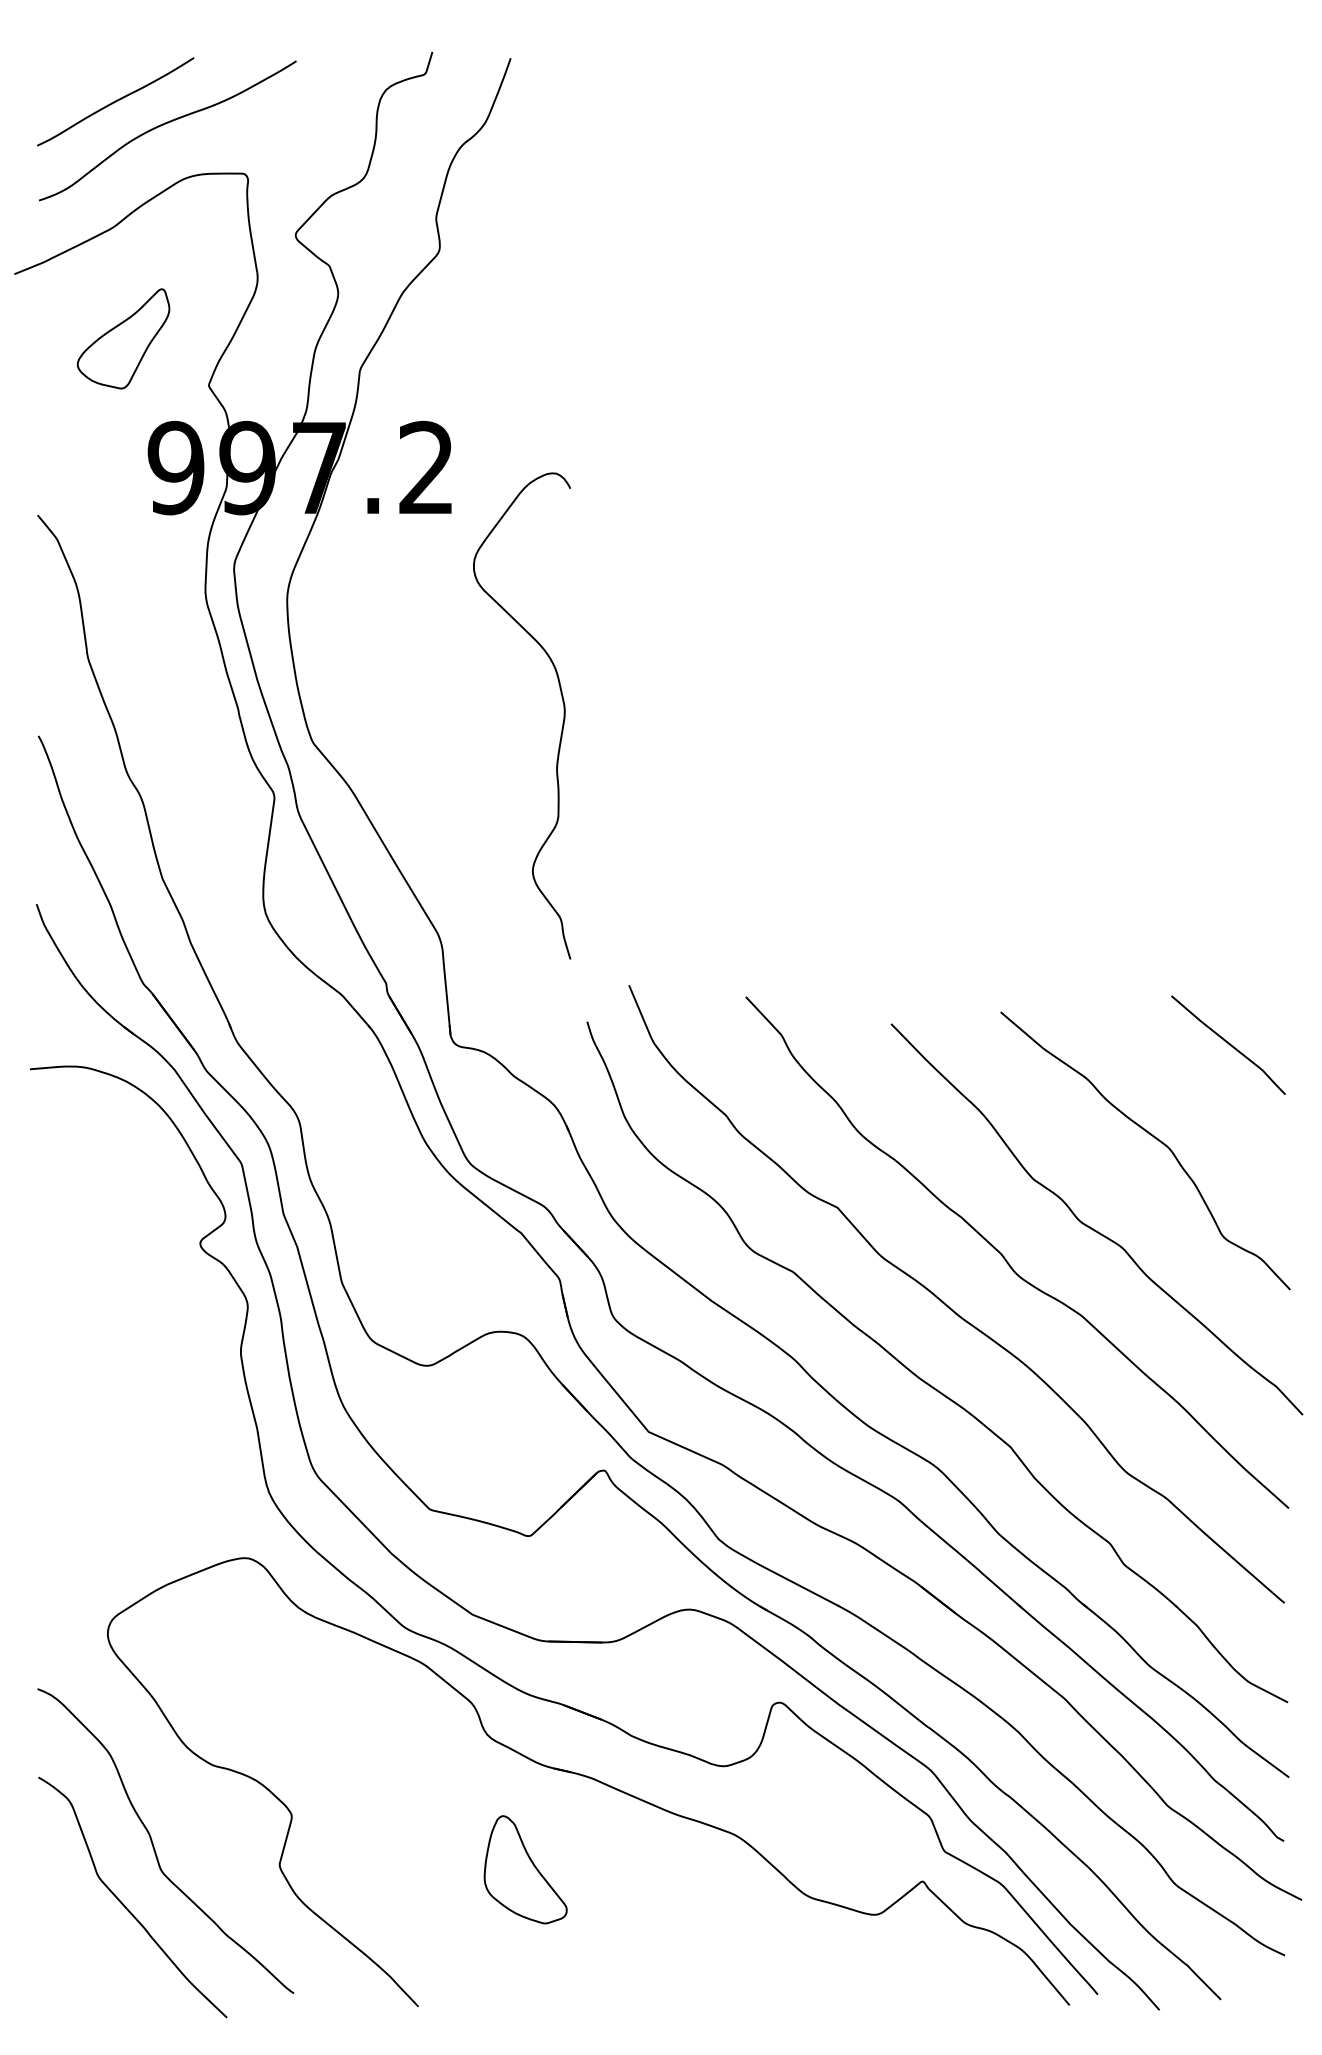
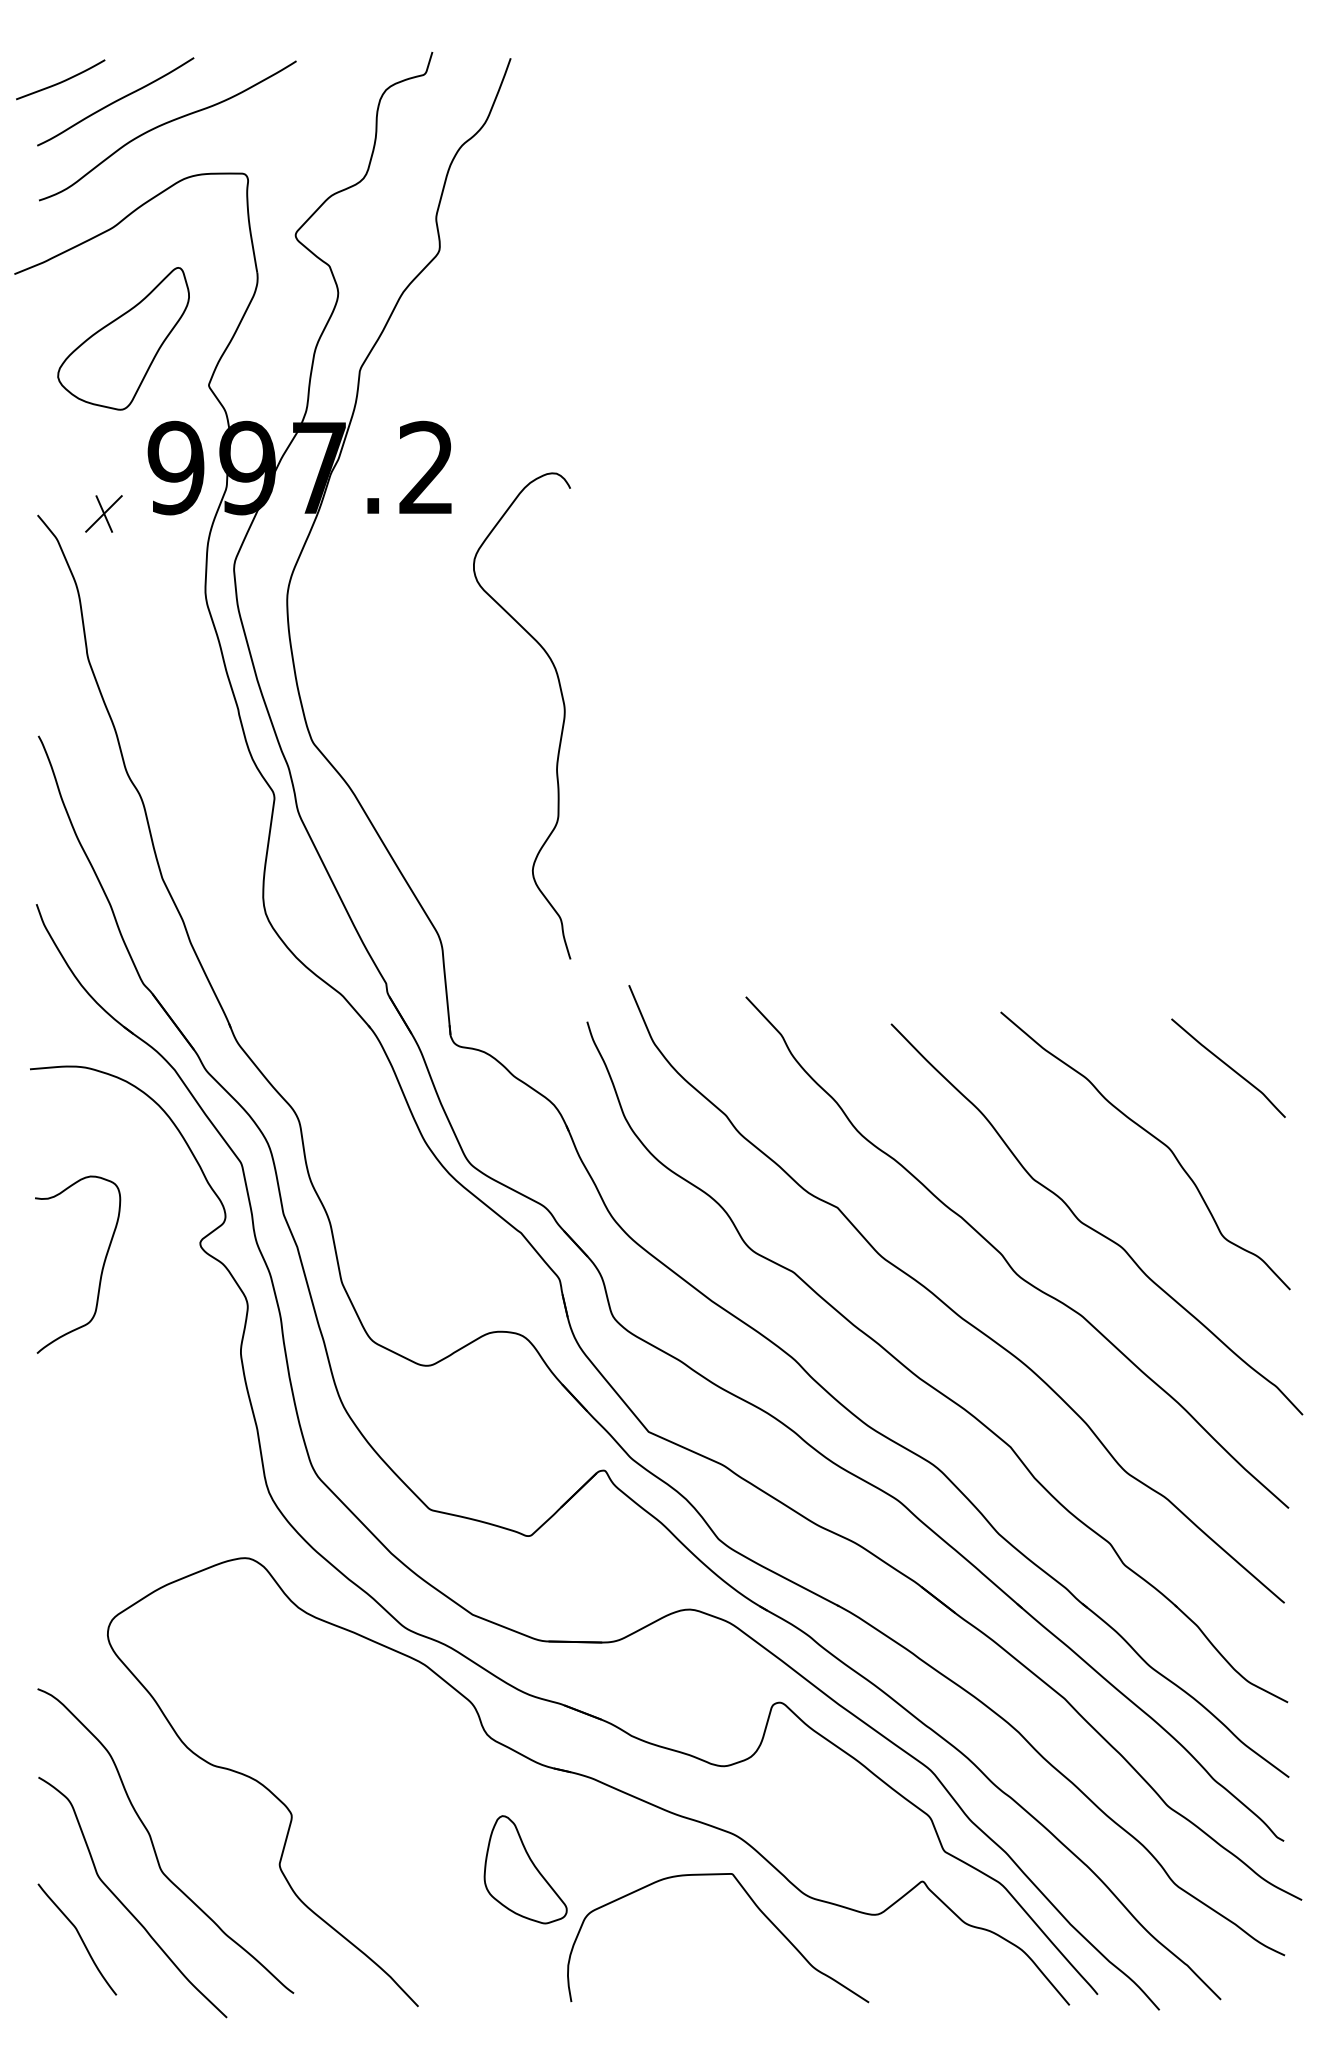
curve: none -> present (60, 81)
part size: 95x102 px -> 133x144 px (123, 338)
part: none -> present (103, 513)
curve position: (1228, 1044) -> (1228, 1067) (1228, 1067)
curve: none -> present (101, 1269)
curve: none -> present (756, 1907)
curve: none -> present (79, 1937)
